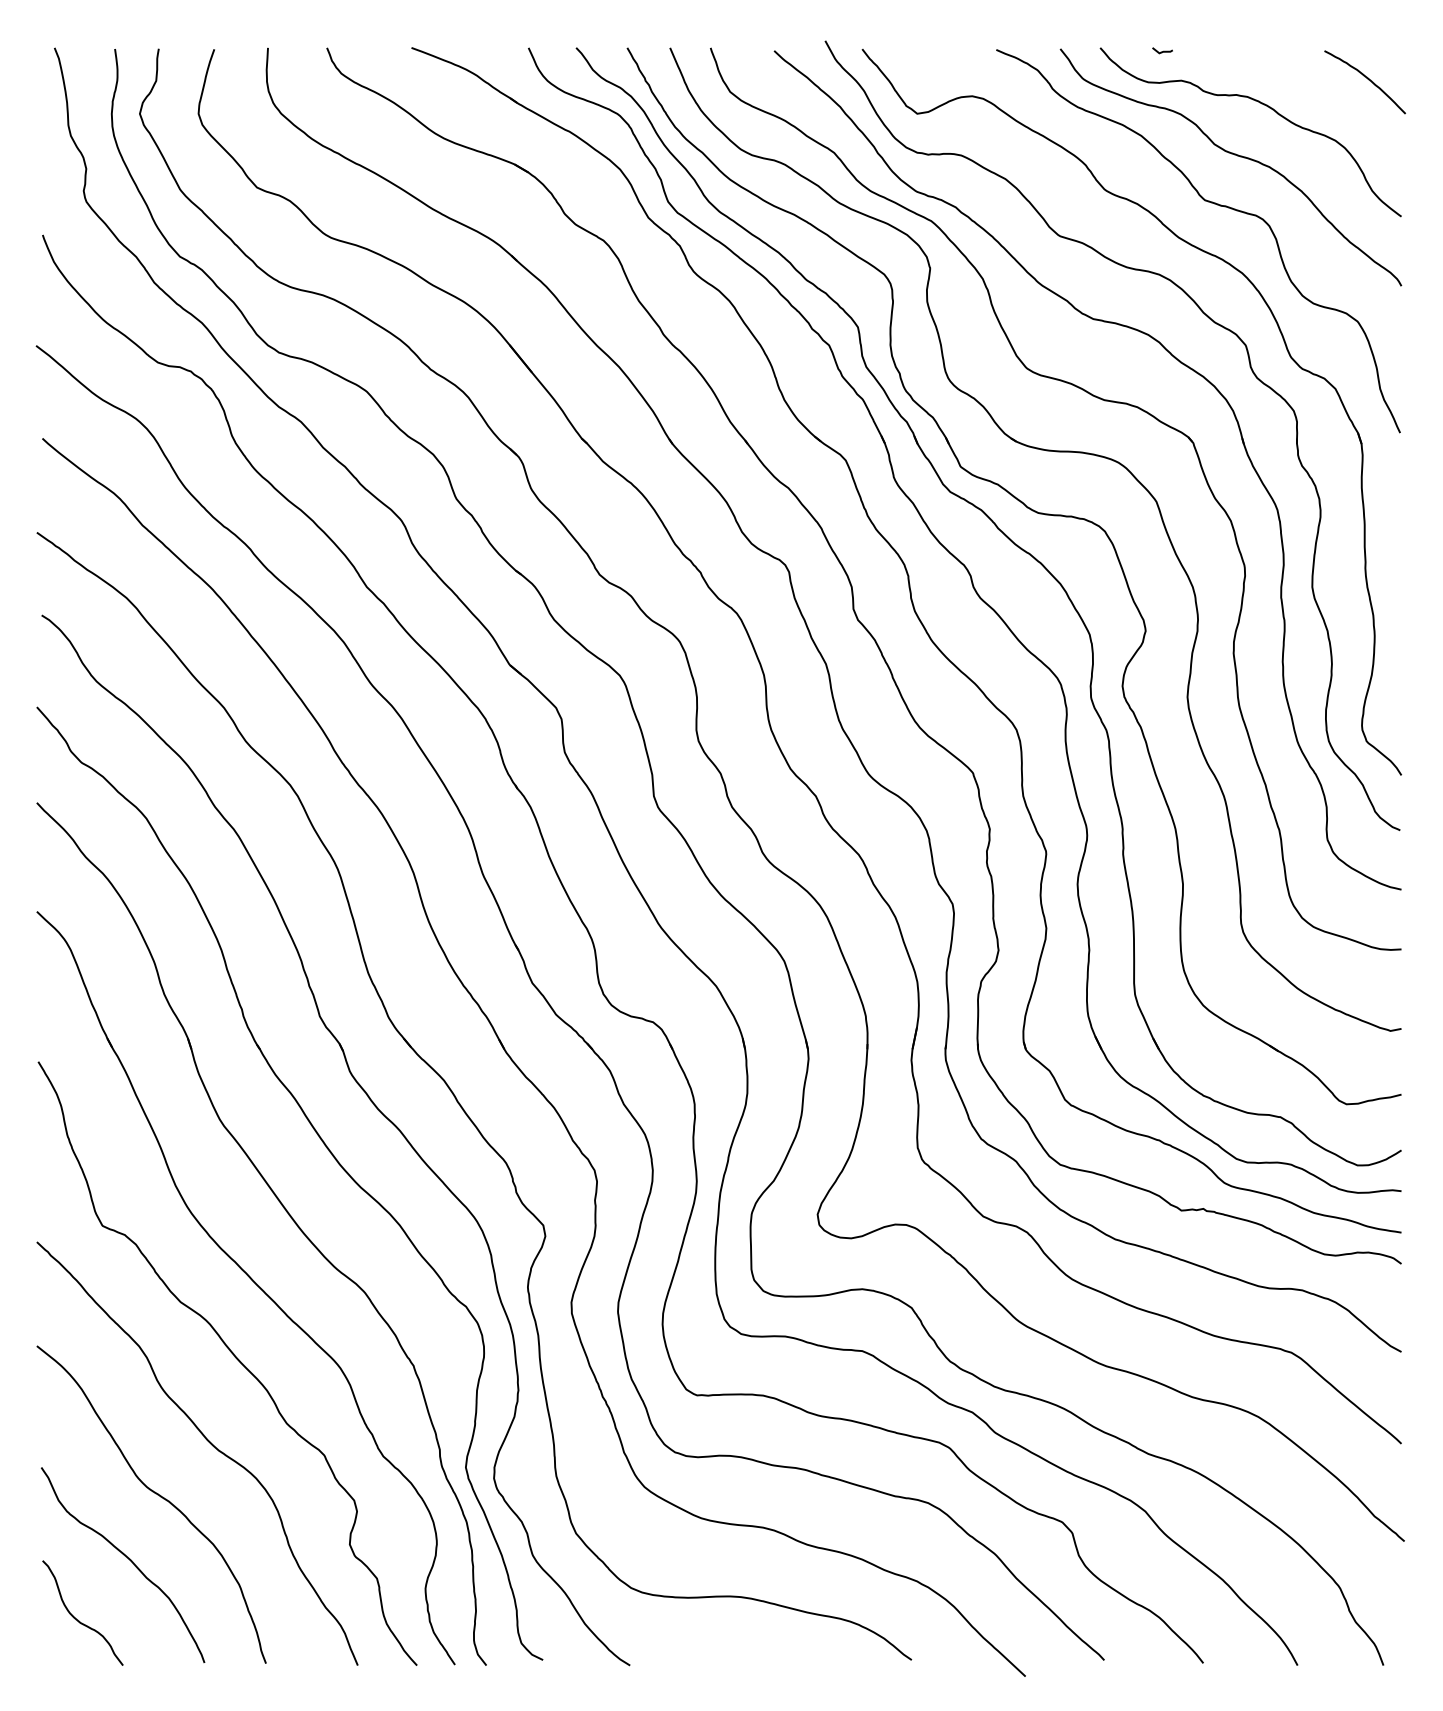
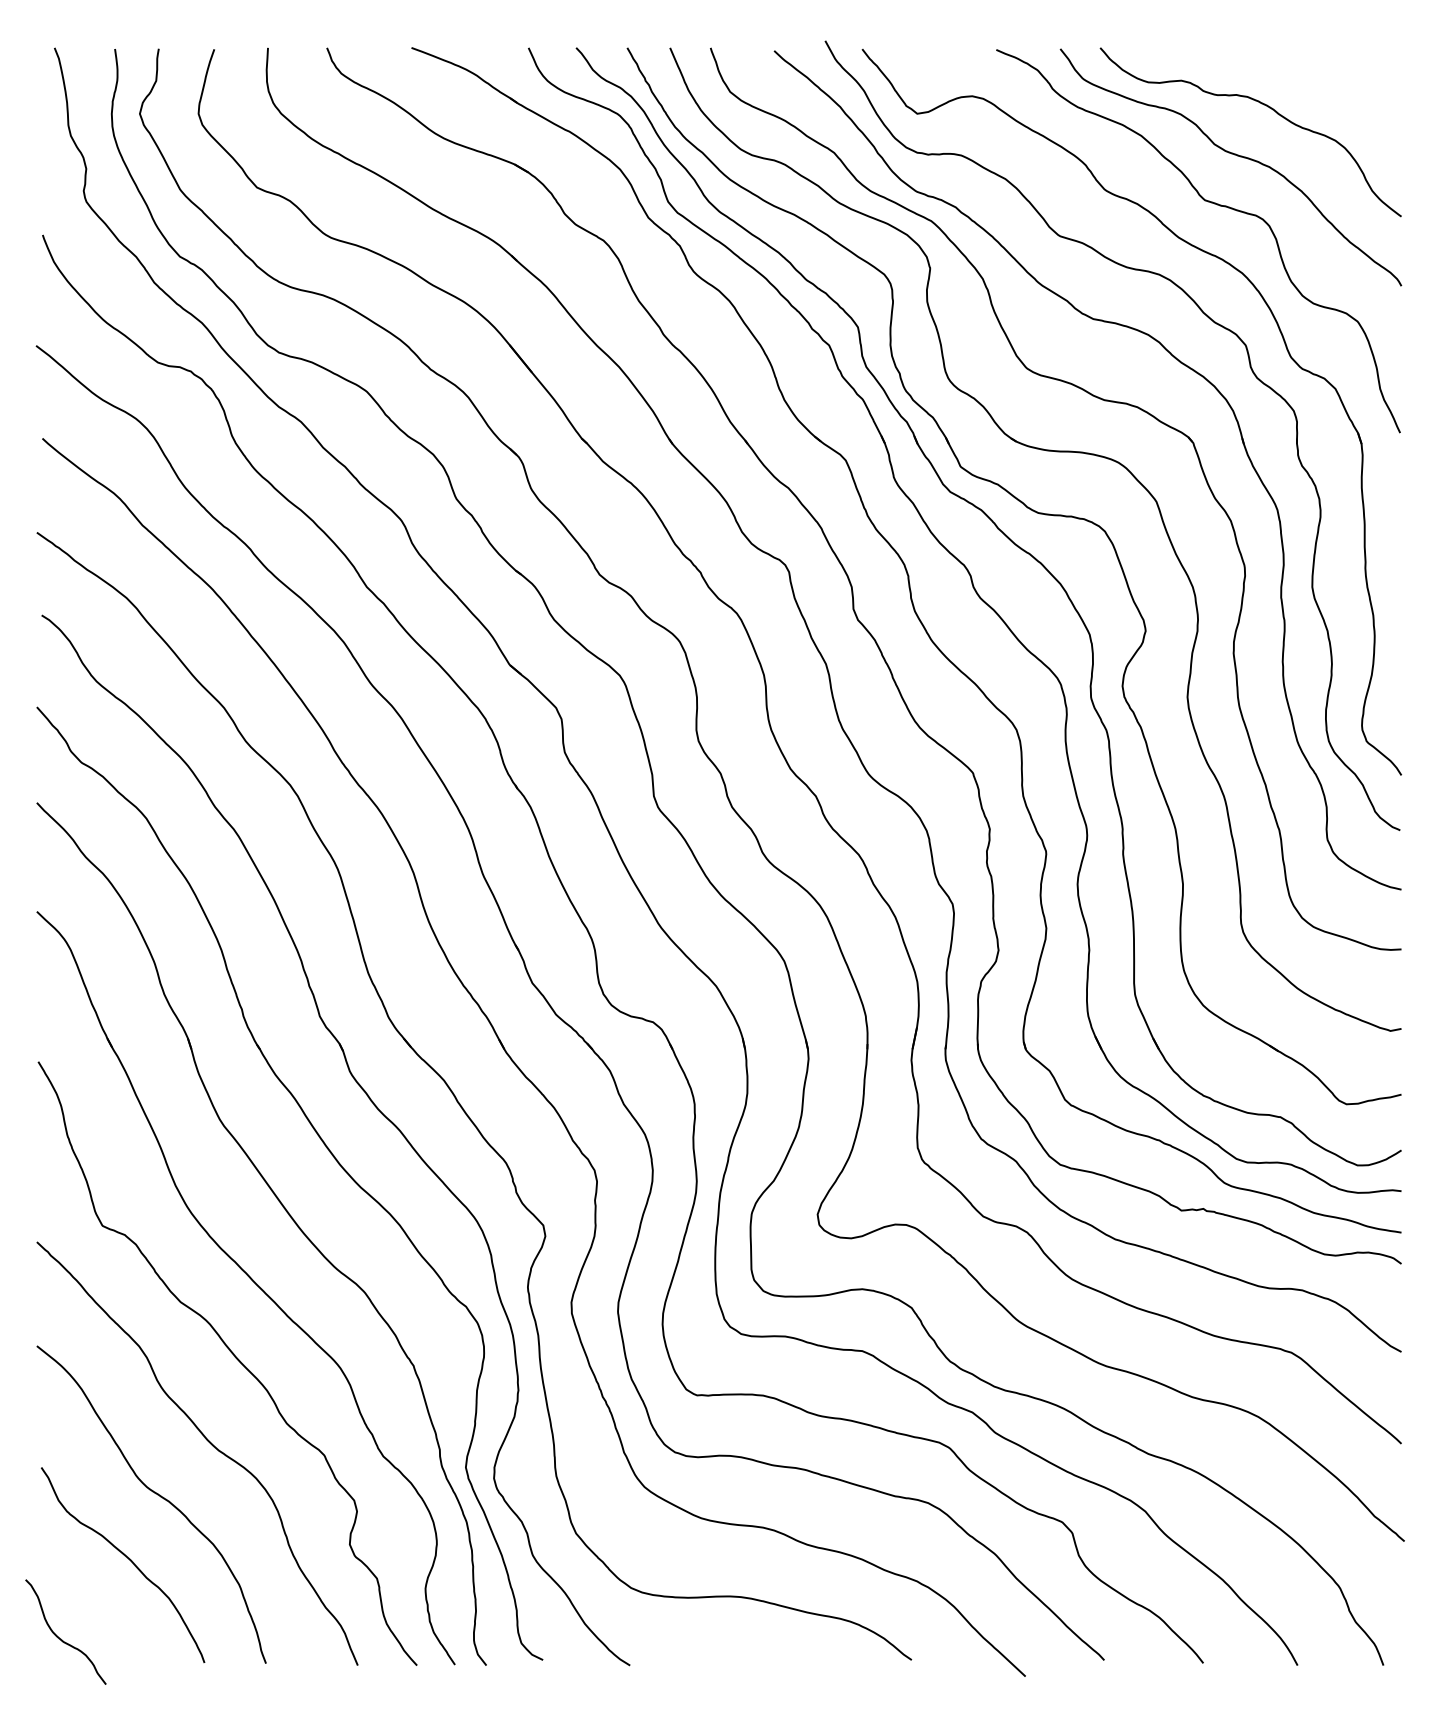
line: present -> none (1163, 50)
curve: present -> none (1367, 79)
curve position: (76, 1618) -> (59, 1637) (59, 1637)
